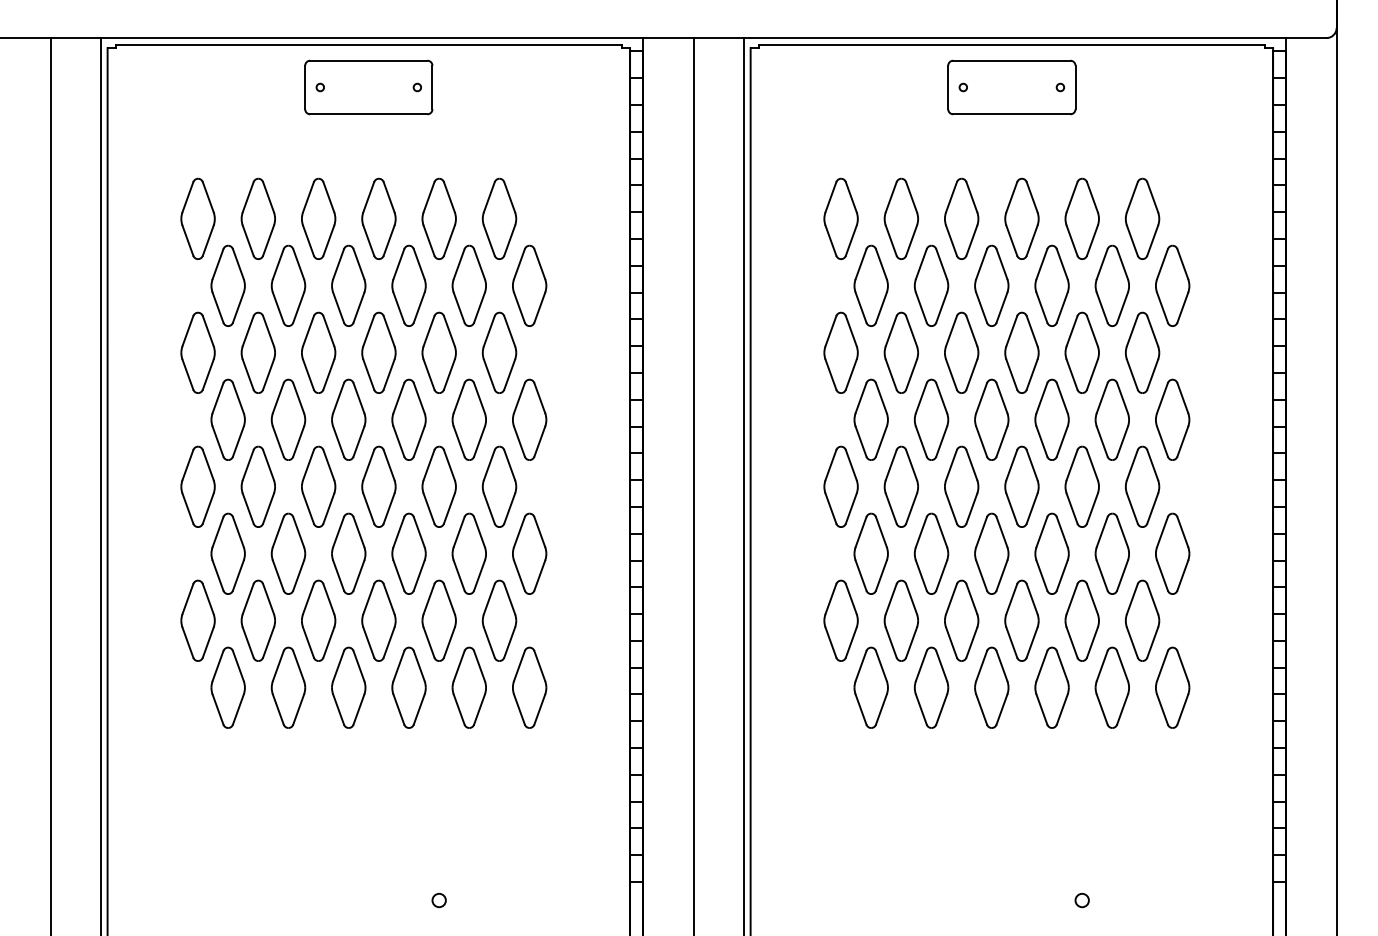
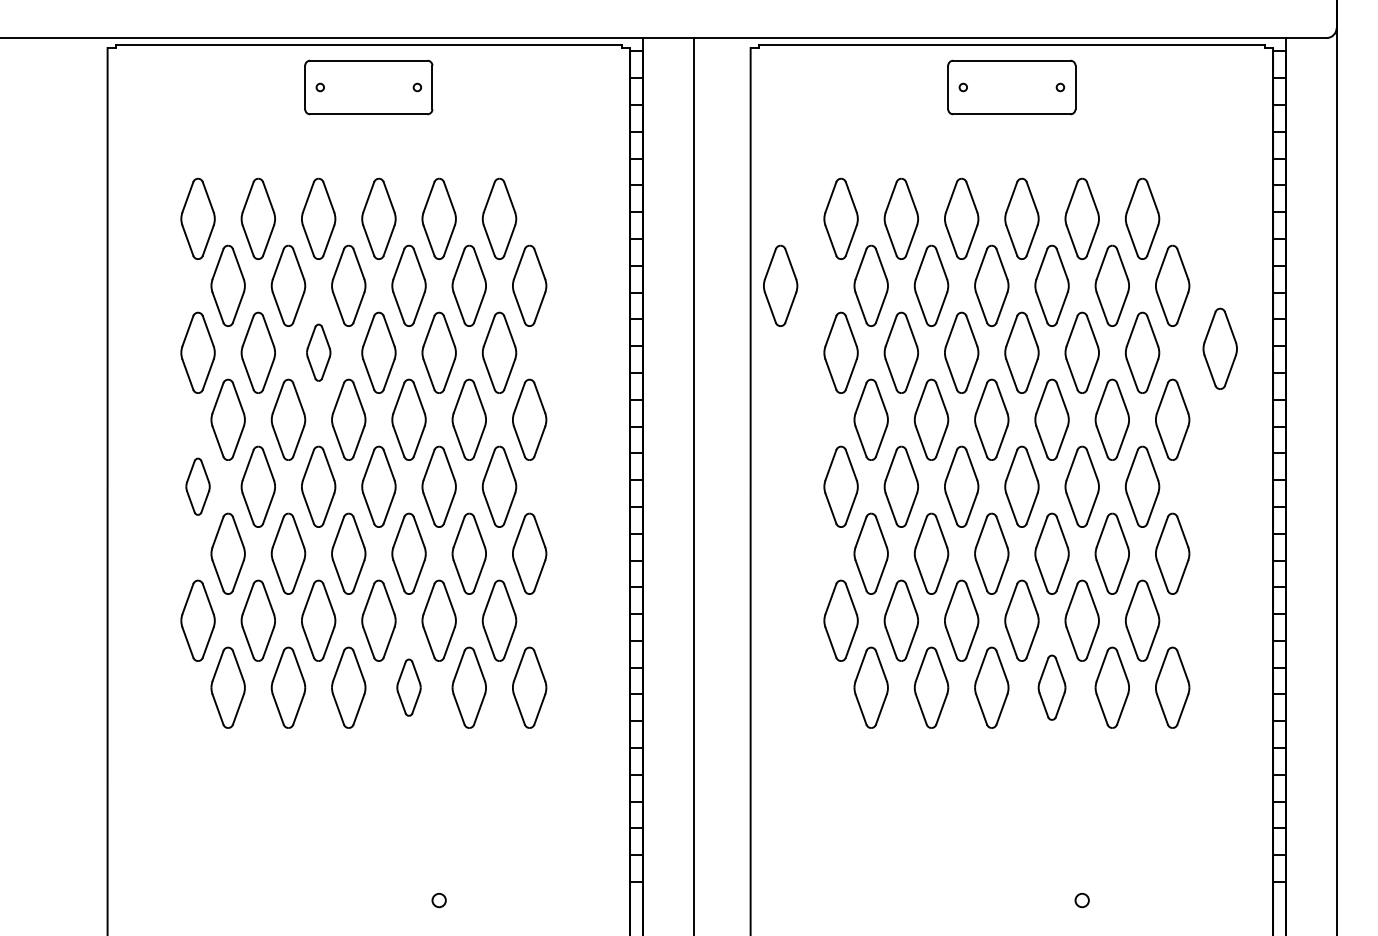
part: none -> present (780, 285)
part: none -> present (1219, 348)
part size: 36x83 px -> 26x59 px (318, 352)
line: present -> none (50, 485)
line: present -> none (100, 485)
line: present -> none (743, 485)
part size: 36x83 px -> 26x59 px (197, 486)
part size: 36x83 px -> 26x59 px (408, 687)
part size: 36x83 px -> 30x67 px (1051, 687)
